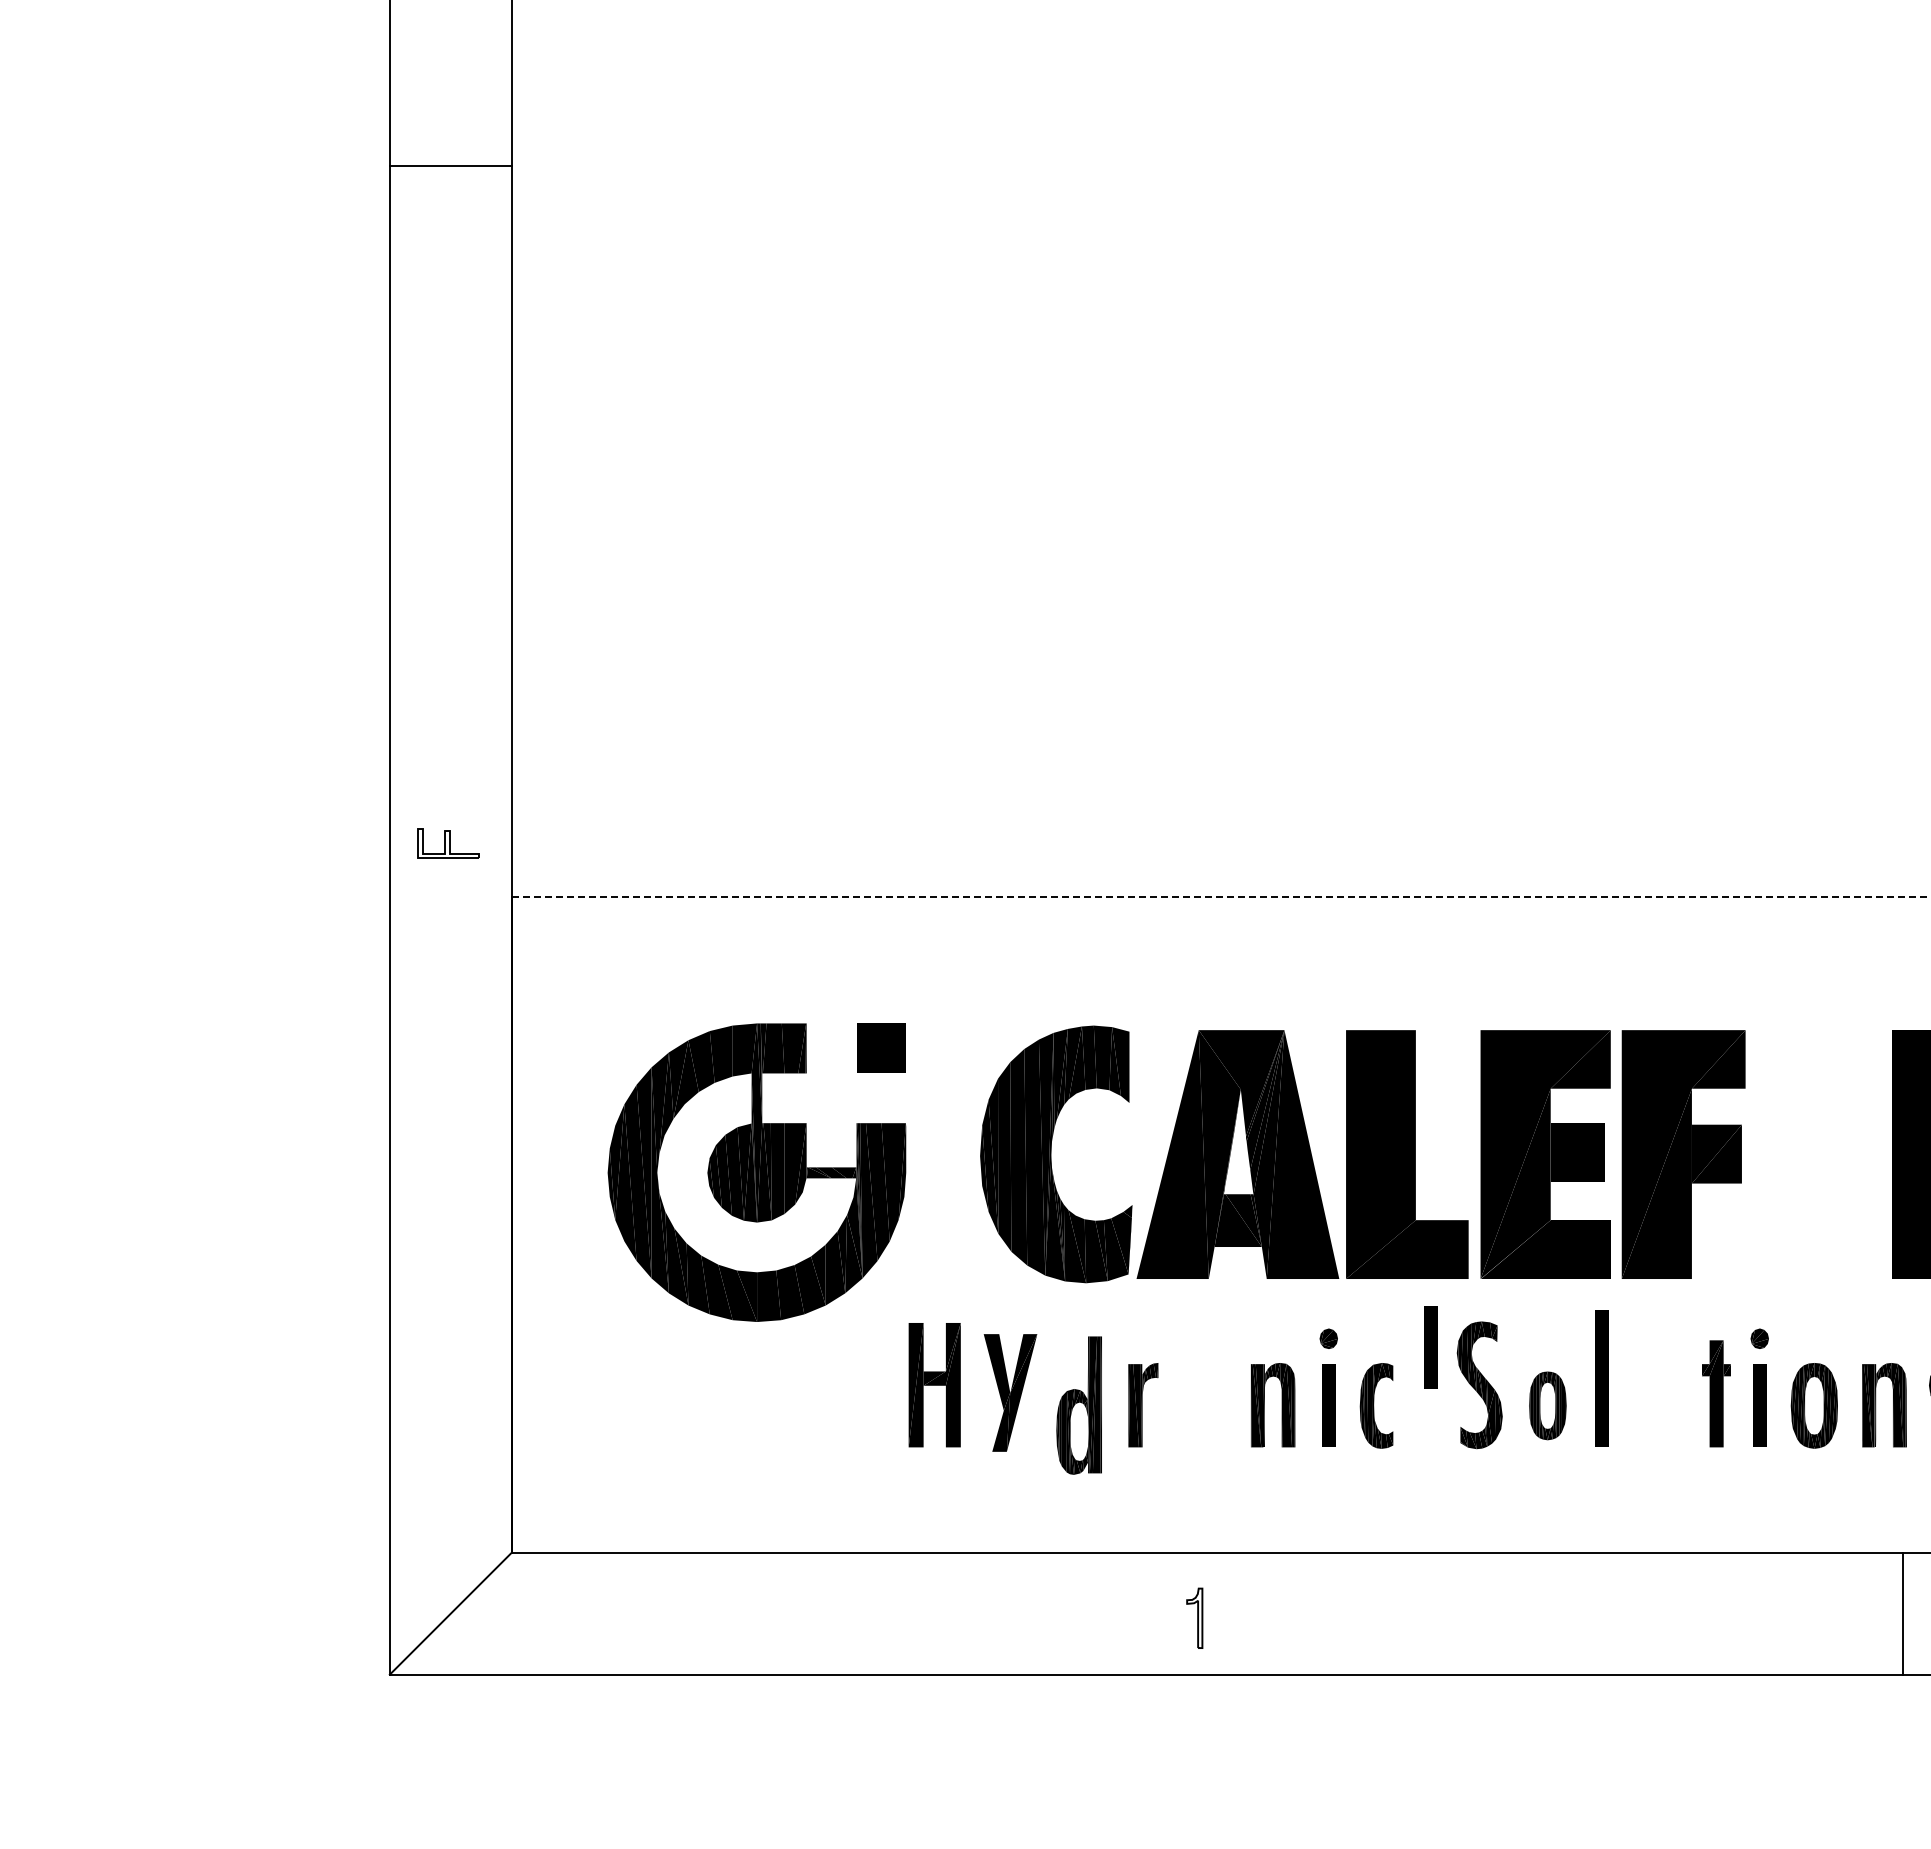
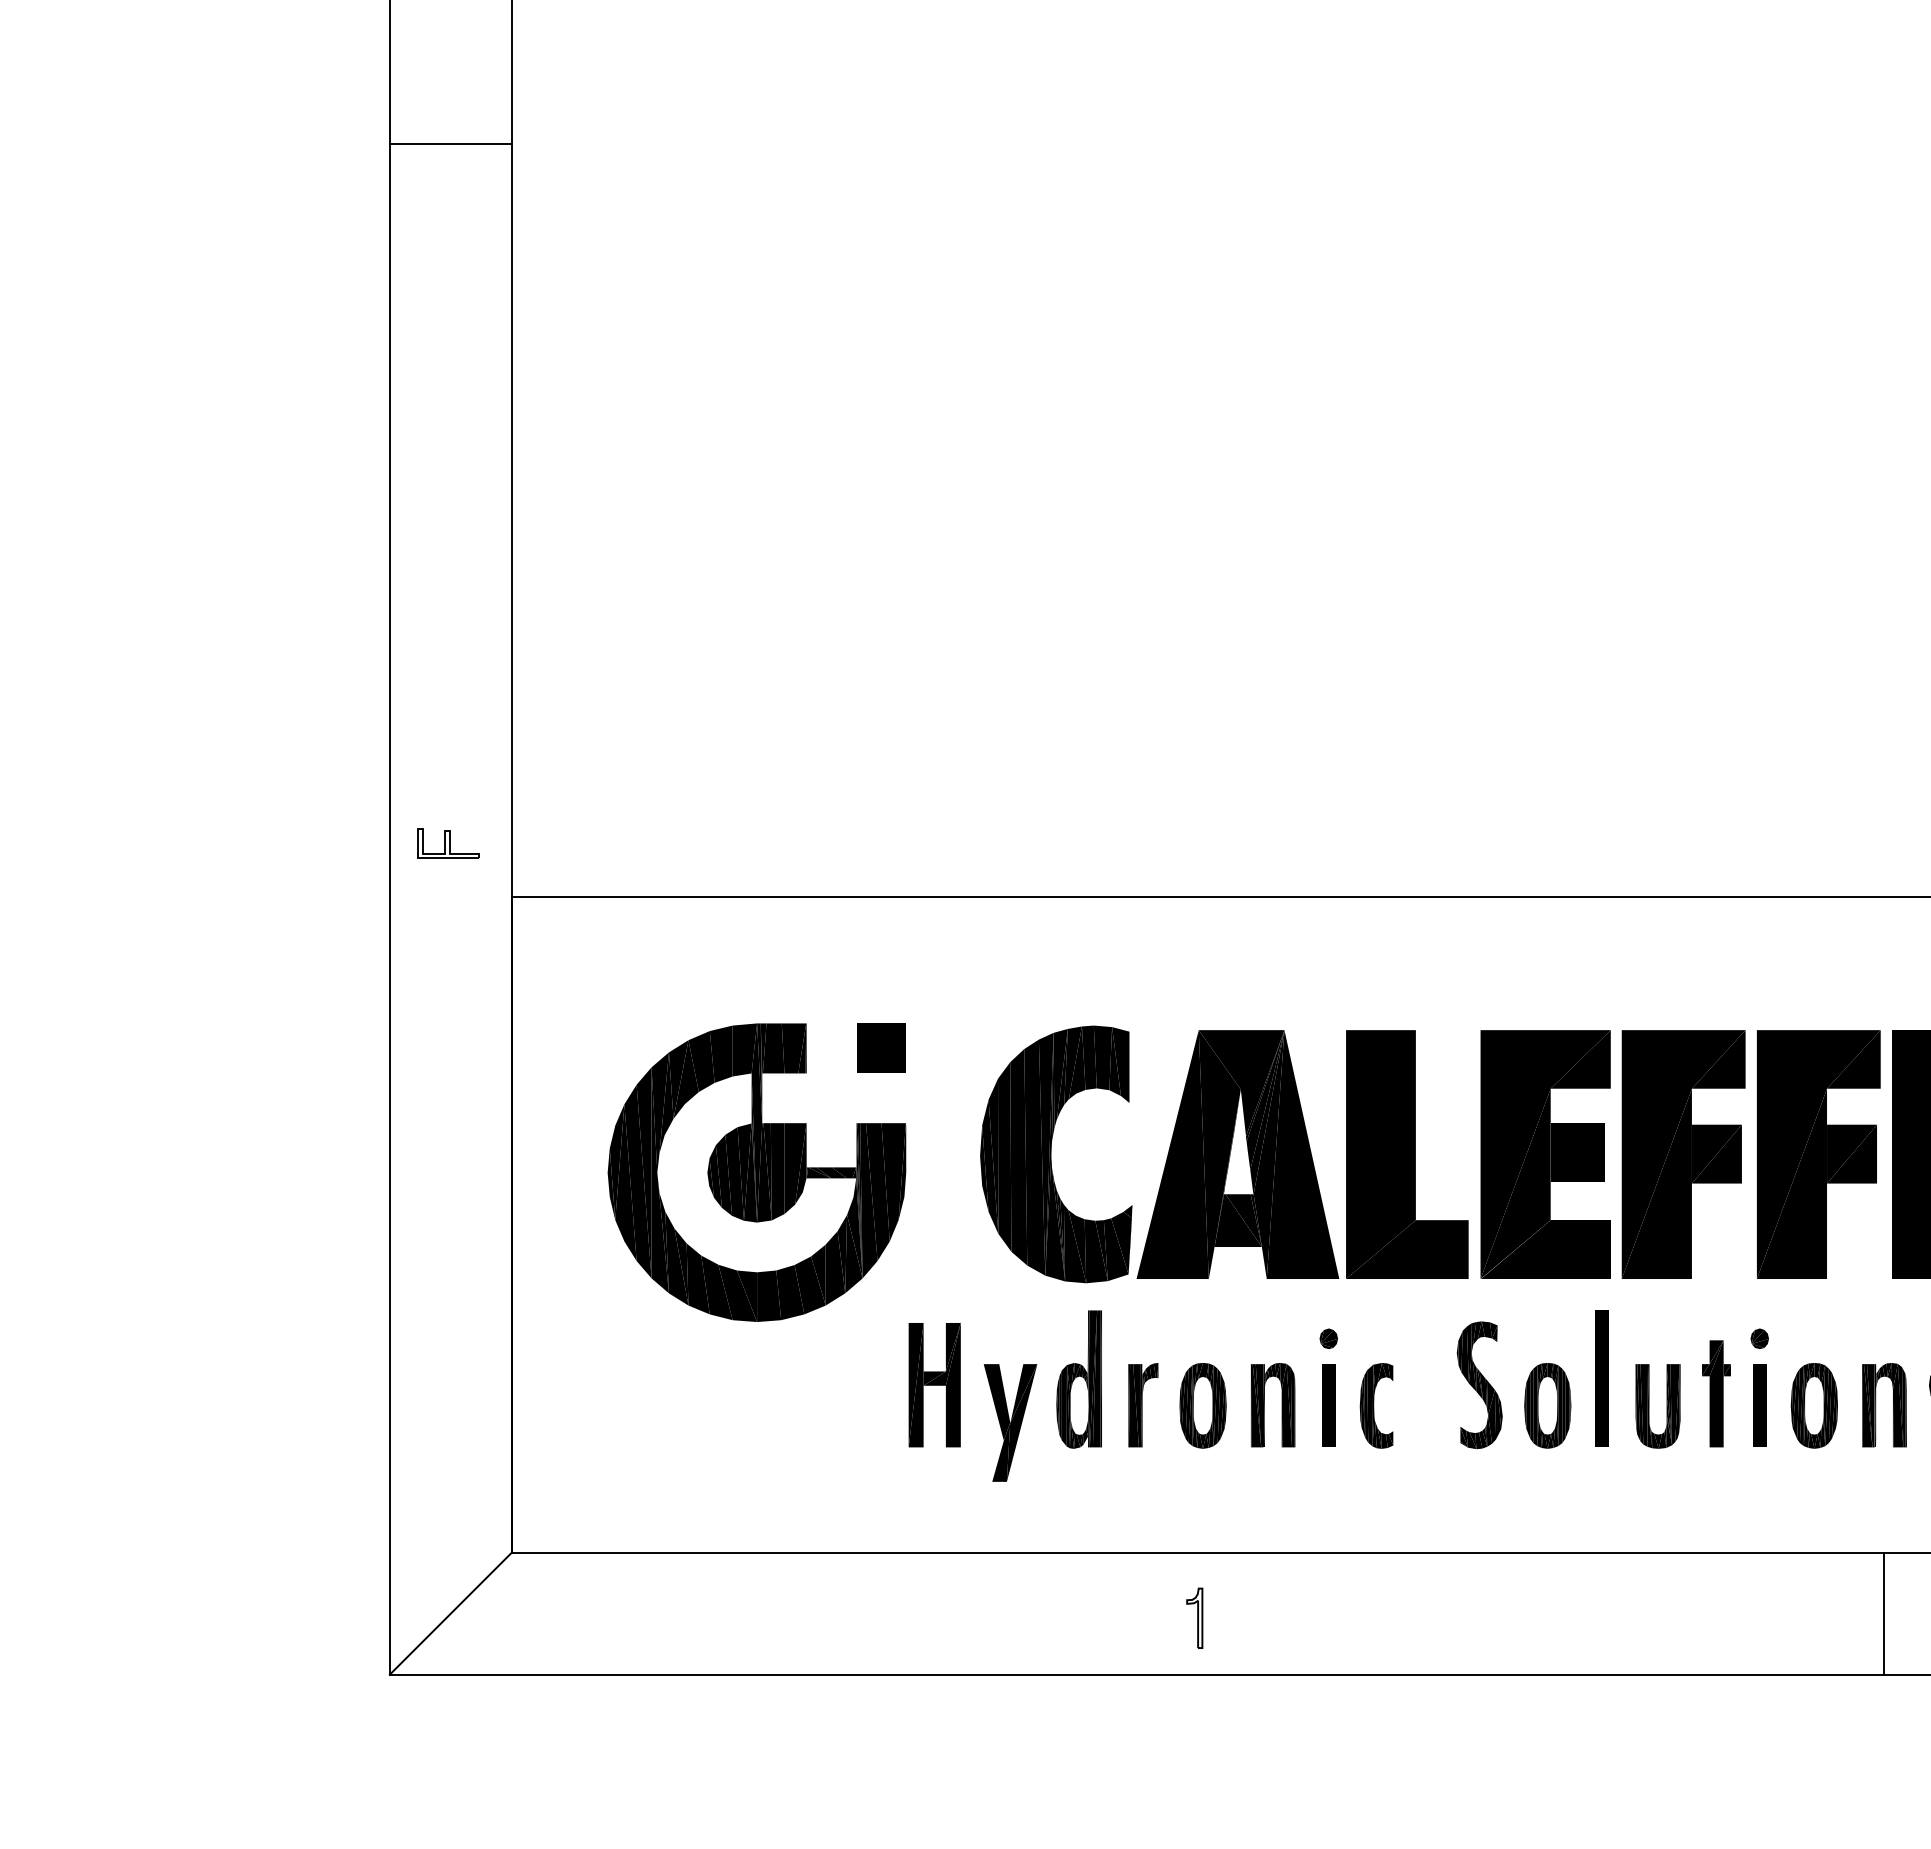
line position: (450, 166) -> (450, 144) (450, 144)
line: dashed -> solid (1221, 896)
part: none -> present (1818, 1154)
part: present -> none (1430, 1347)
part position: (1010, 1392) -> (1010, 1422) (1010, 1422)
part position: (1078, 1405) -> (1078, 1379) (1078, 1379)
part: none -> present (1202, 1405)
part size: 38x70 px -> 48x86 px (1547, 1405)
part: none -> present (1649, 1406)
line position: (1903, 1613) -> (1884, 1613) (1884, 1613)
